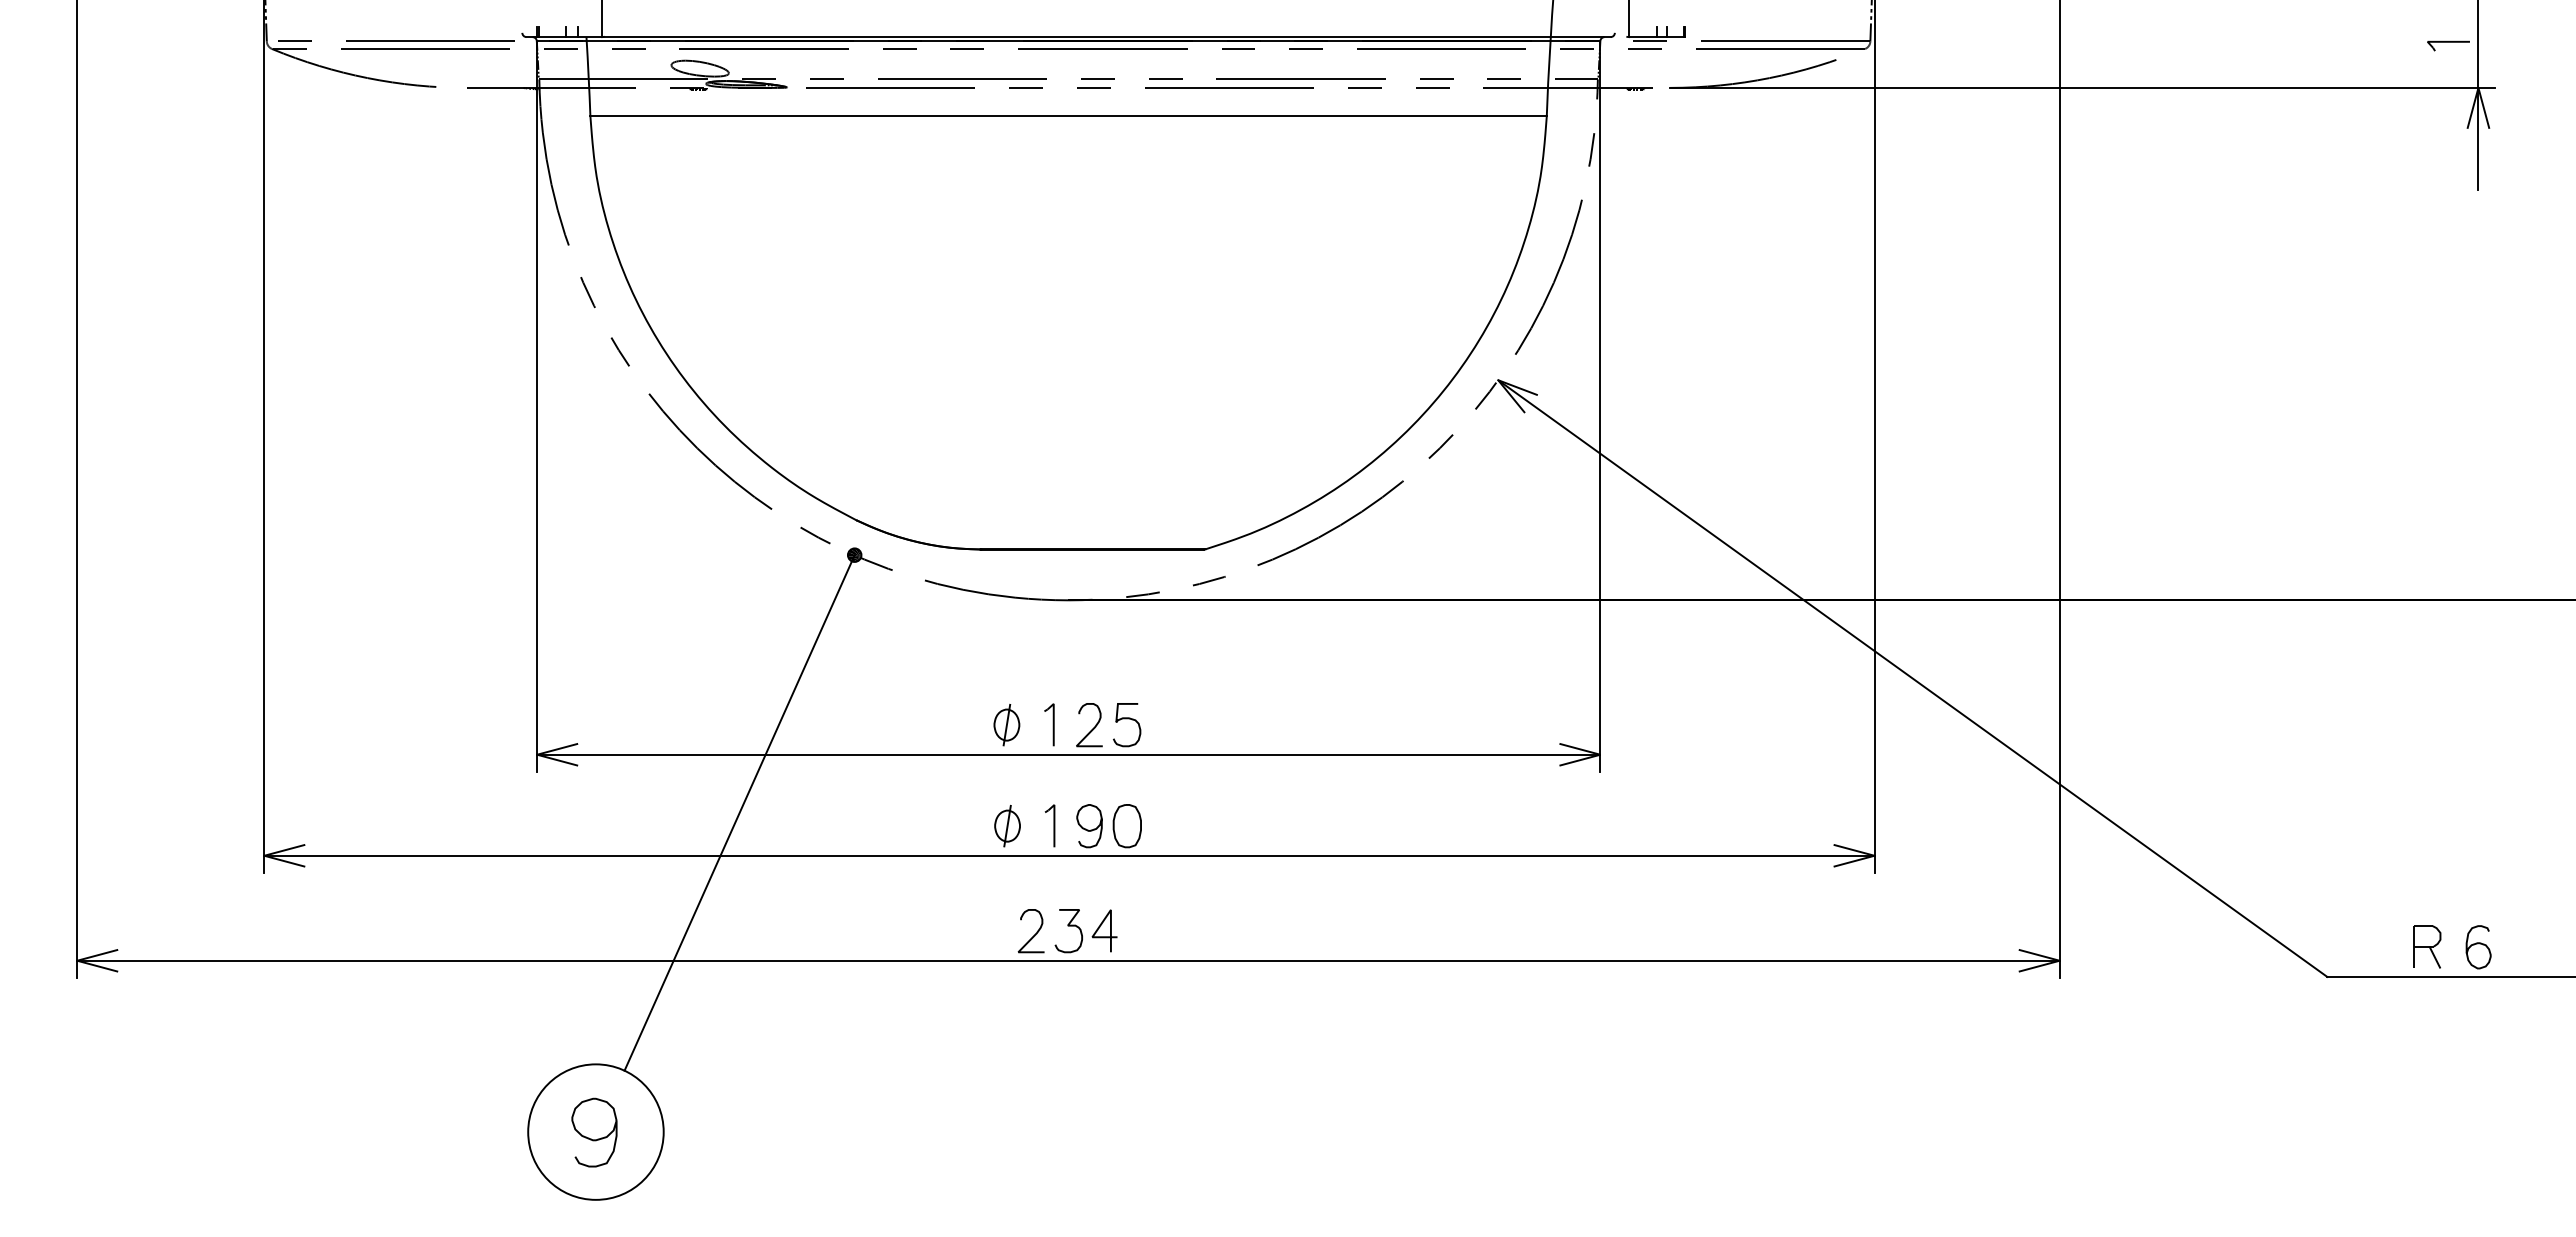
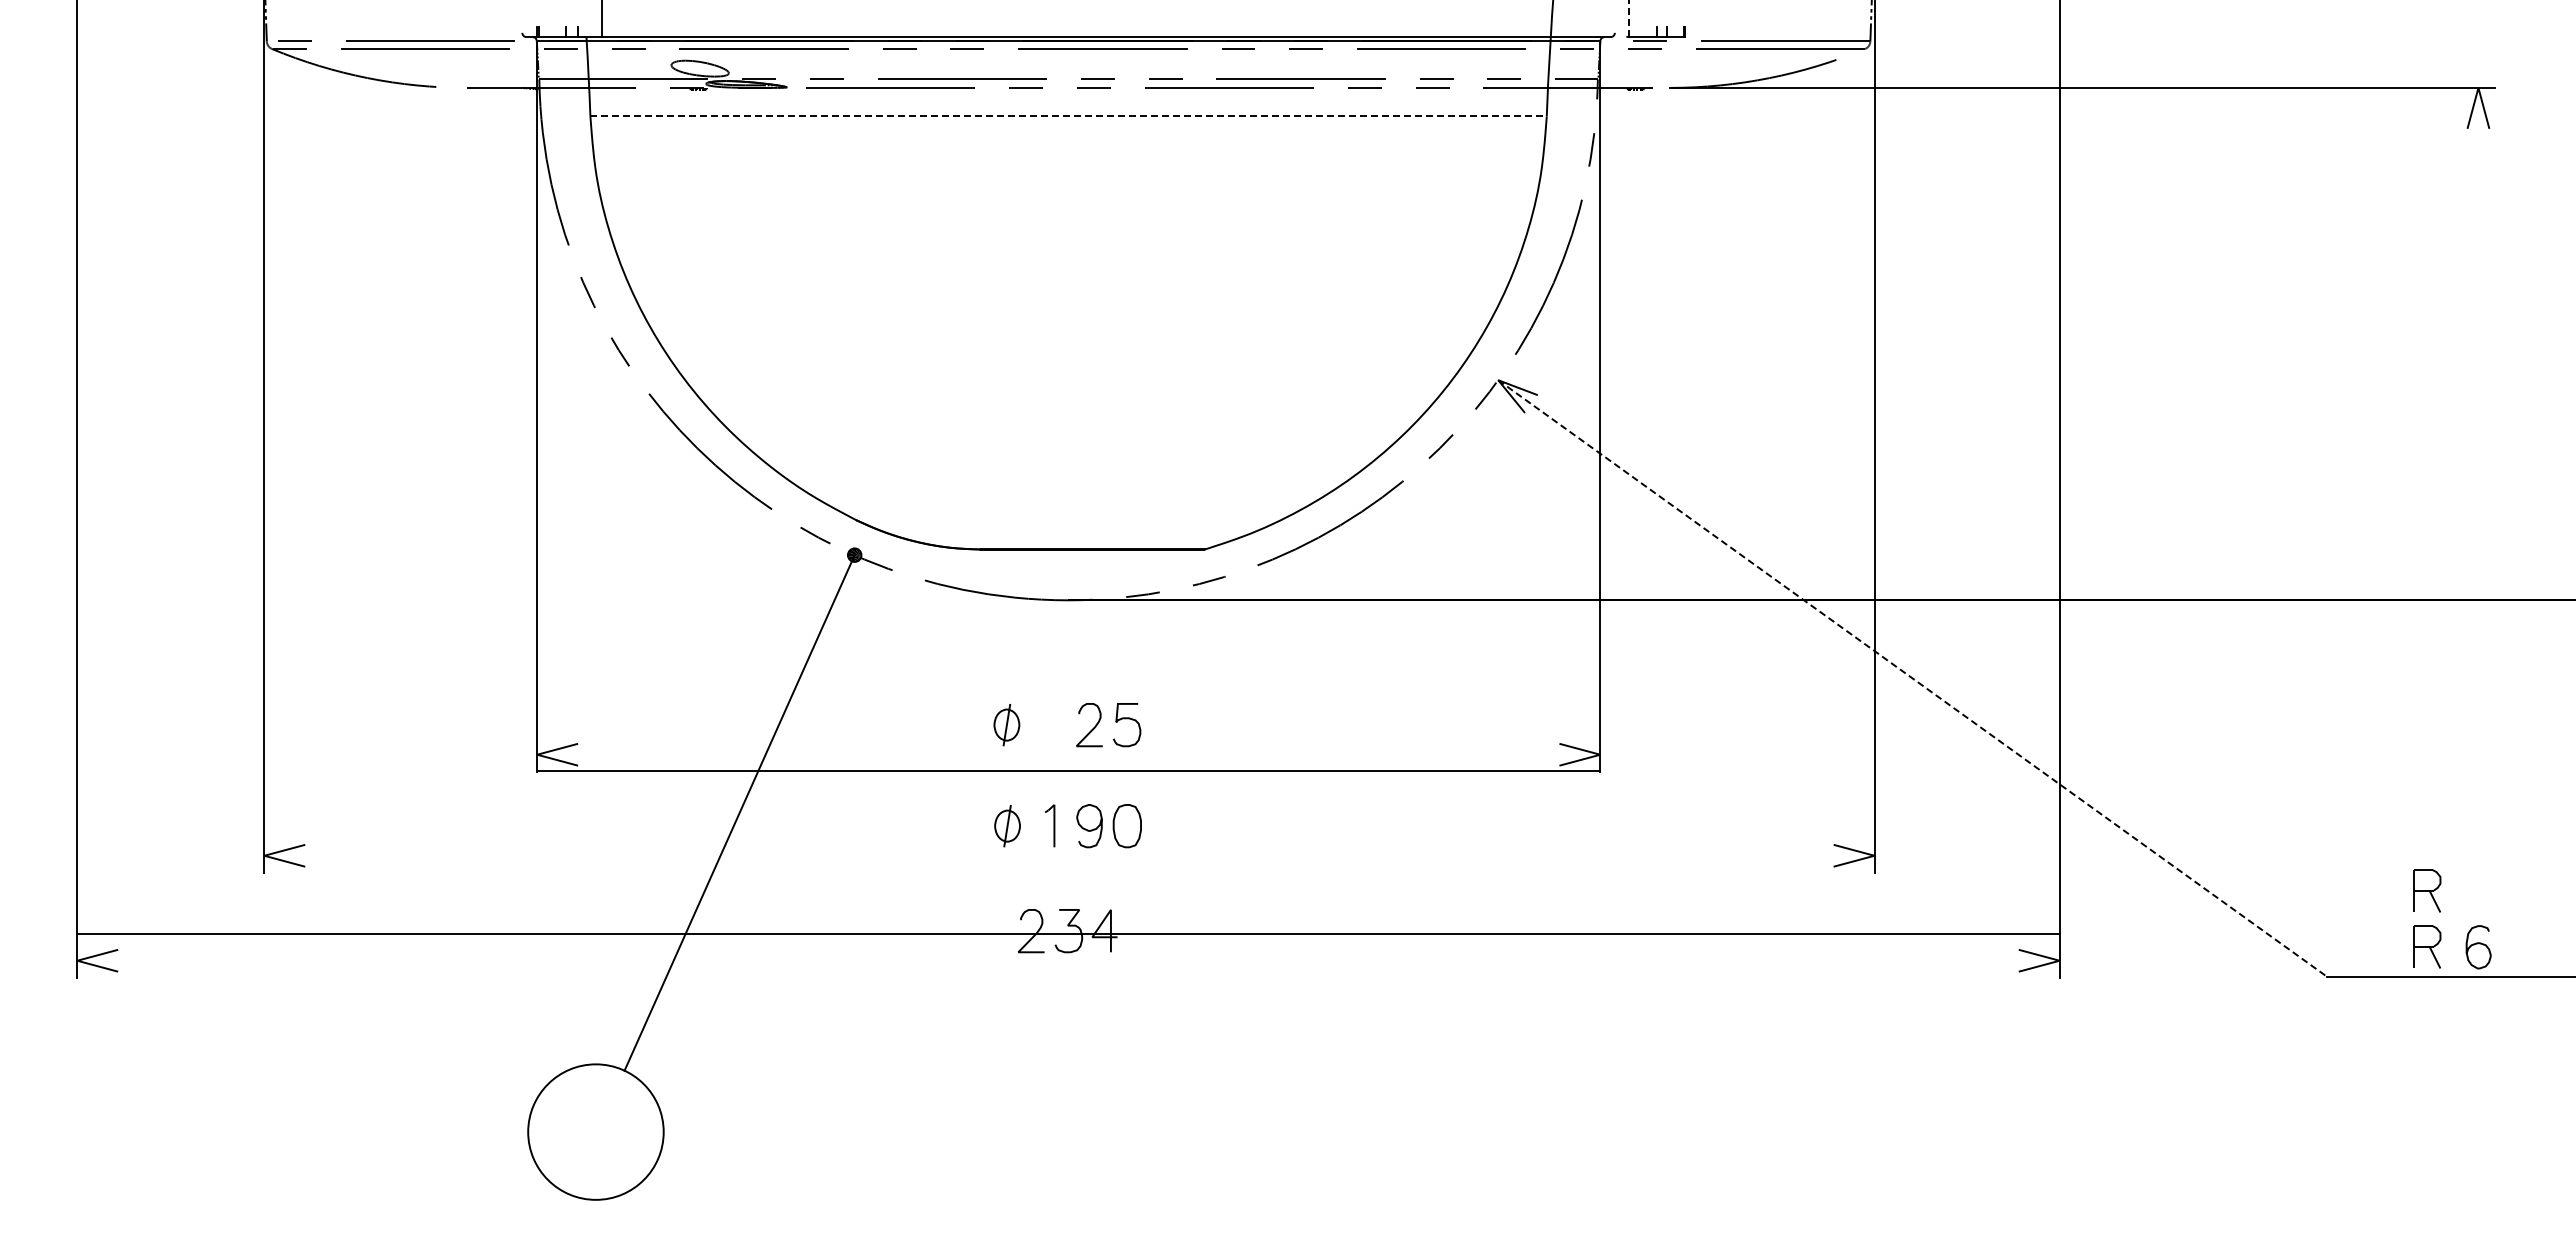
line: solid -> dashed (1629, 18)
part: present -> none (2448, 45)
line: present -> none (2478, 95)
line: solid -> dashed (1069, 116)
line: solid -> dashed (1912, 678)
part: present -> none (1049, 724)
line position: (1068, 754) -> (1068, 770) (1068, 770)
line: present -> none (1069, 855)
part: none -> present (2427, 890)
line position: (1068, 960) -> (1068, 933) (1068, 933)
curve: present -> none (591, 1138)
